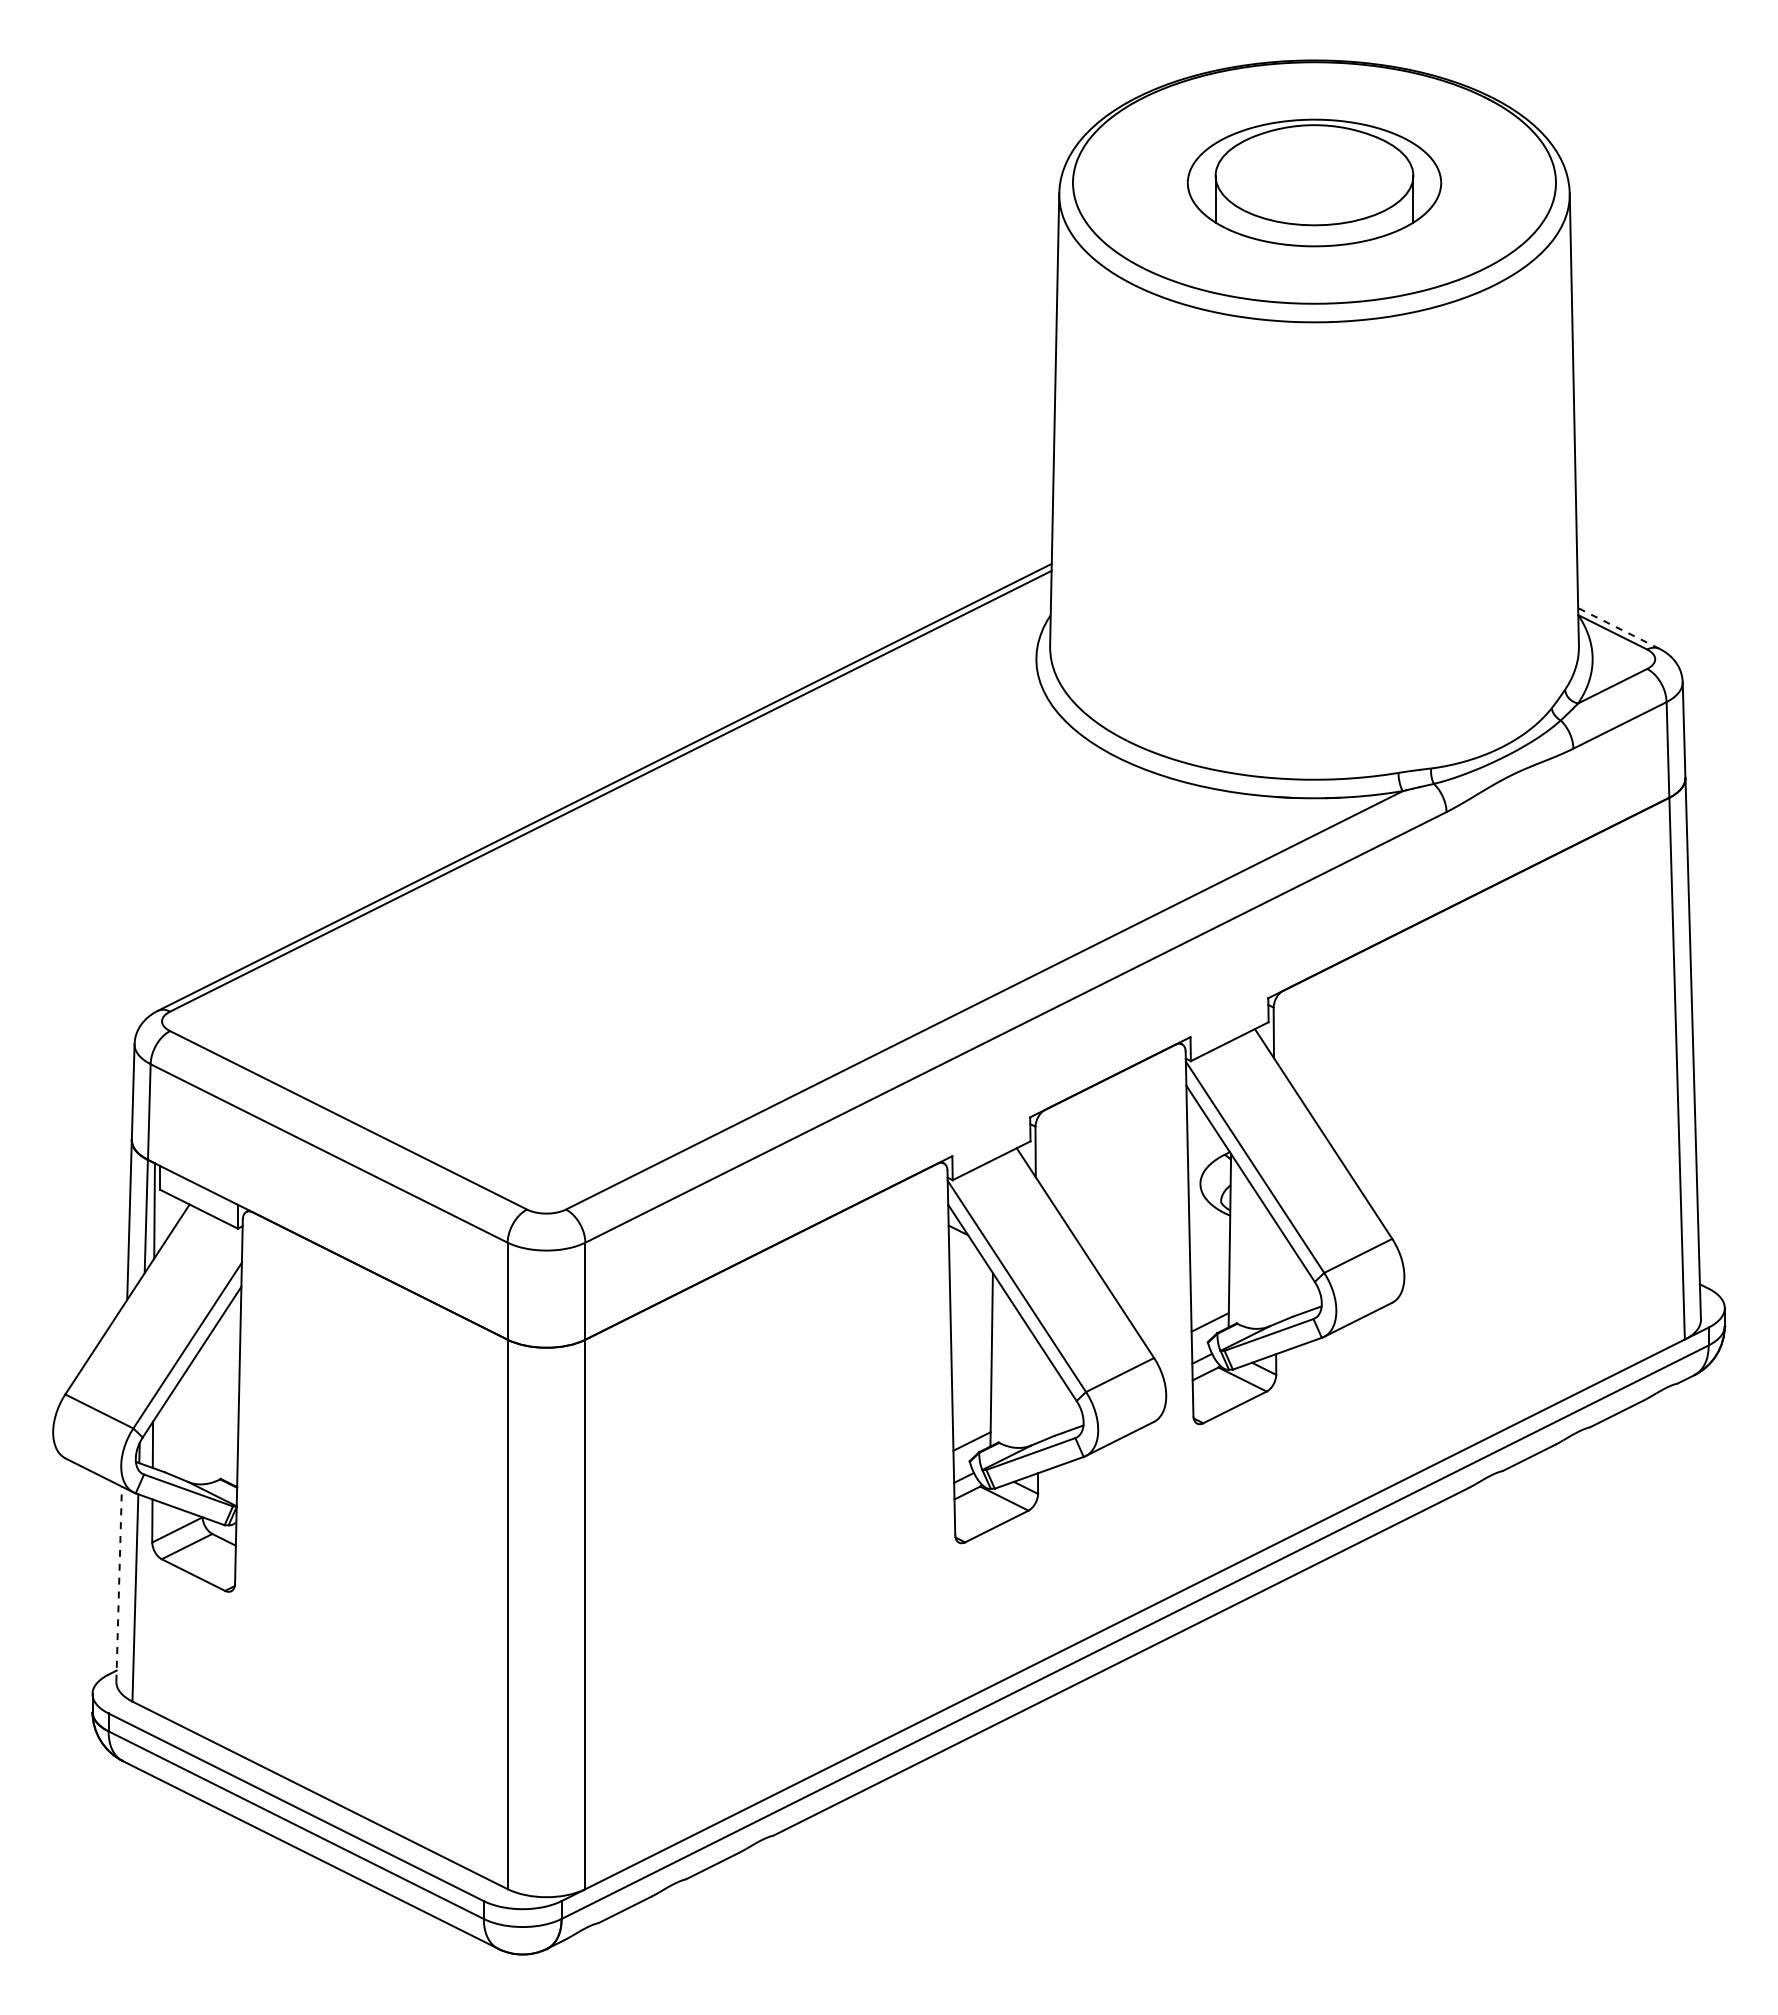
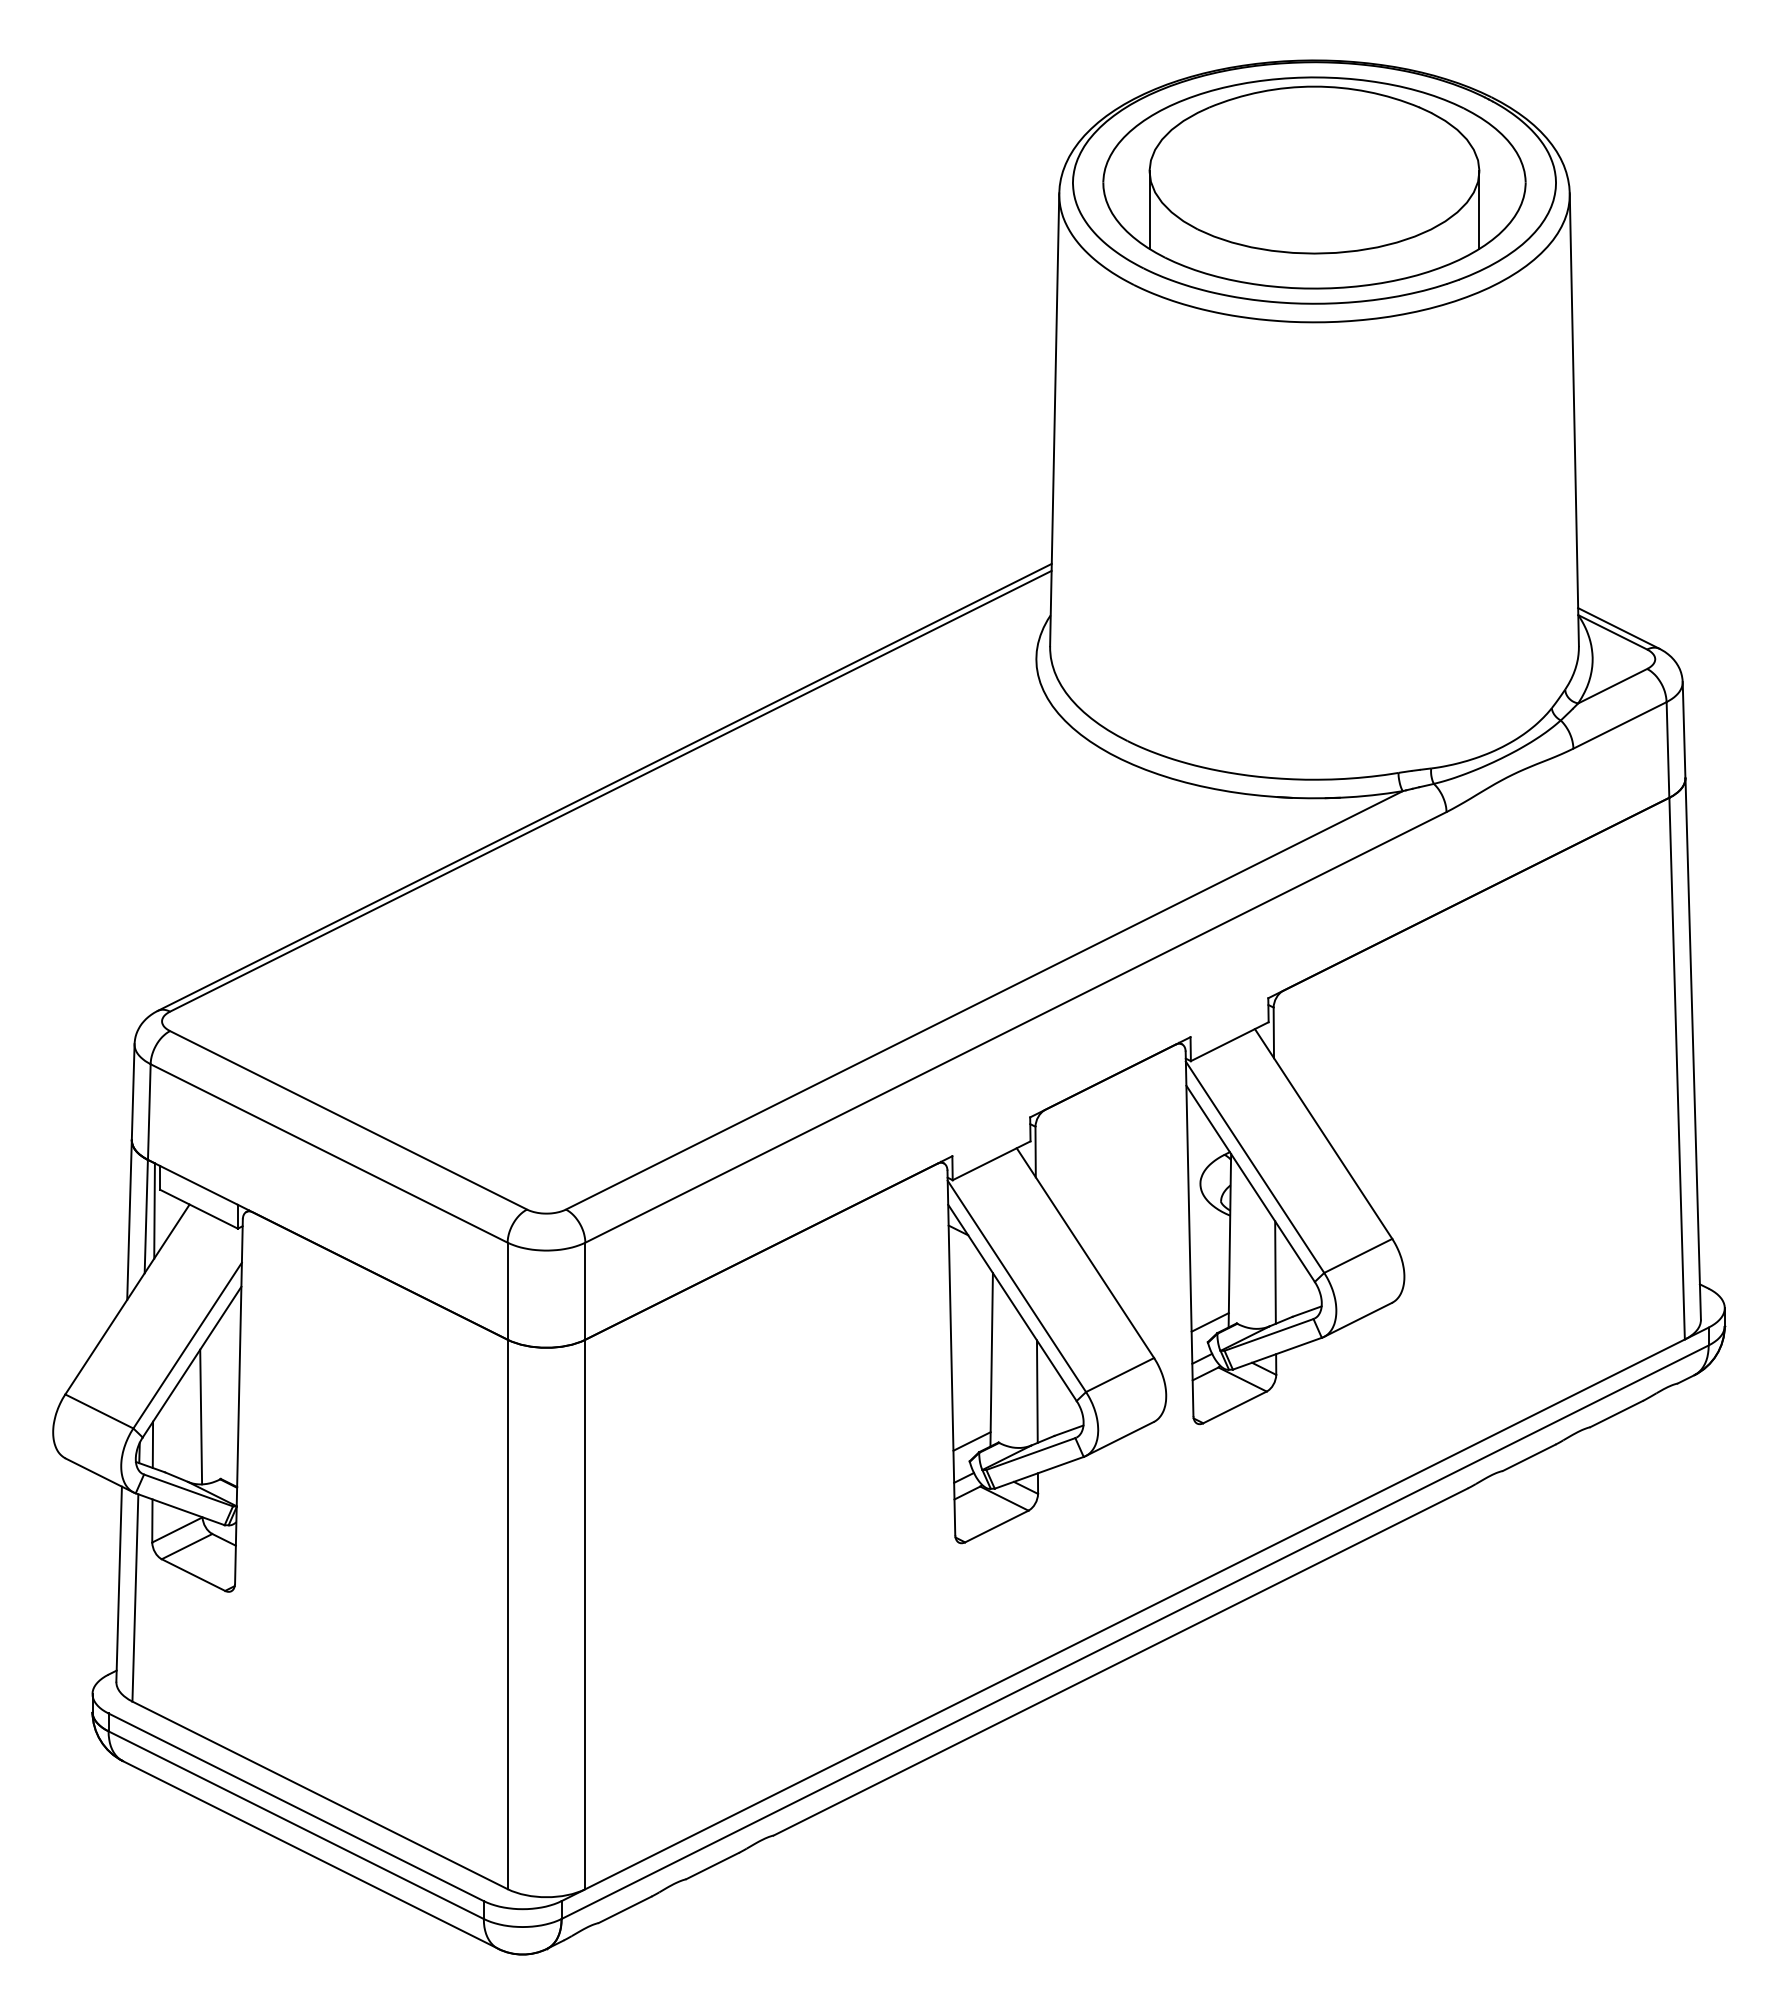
part size: 257x130 px -> 425x214 px (1314, 182)
line: dashed -> solid (1618, 628)
line: none -> present (1275, 1272)
line: none -> present (1036, 1391)
line: none -> present (201, 1416)
line: dashed -> solid (119, 1584)
